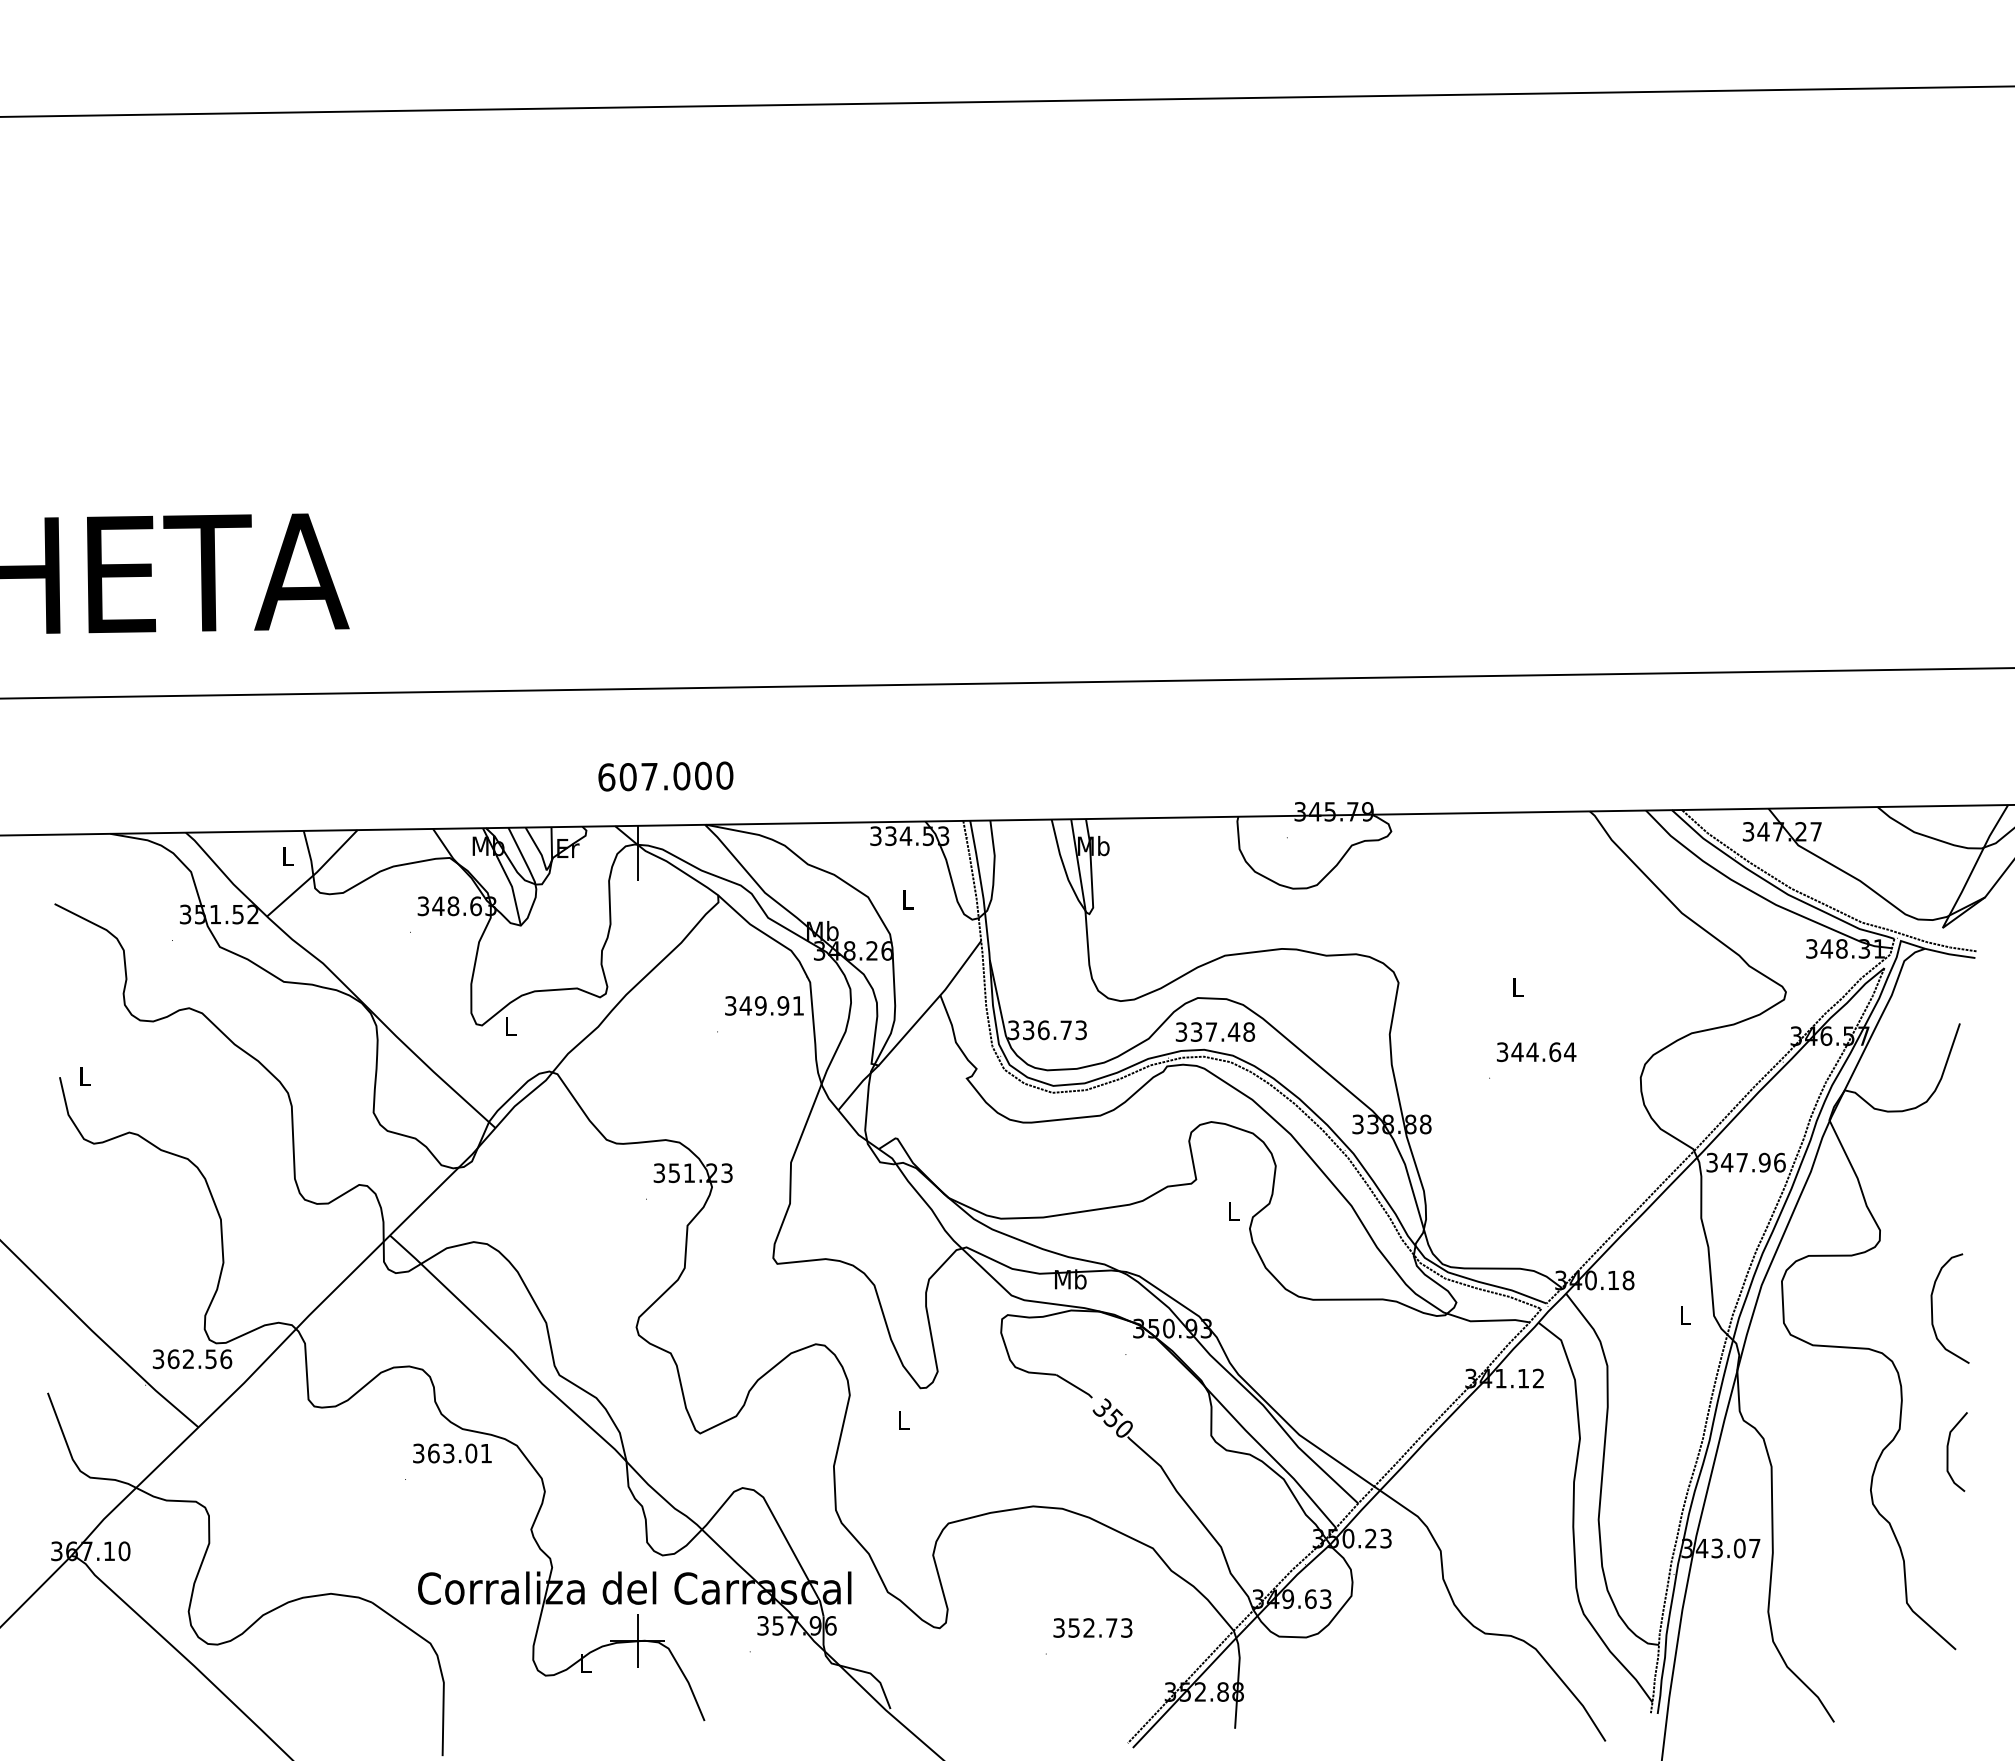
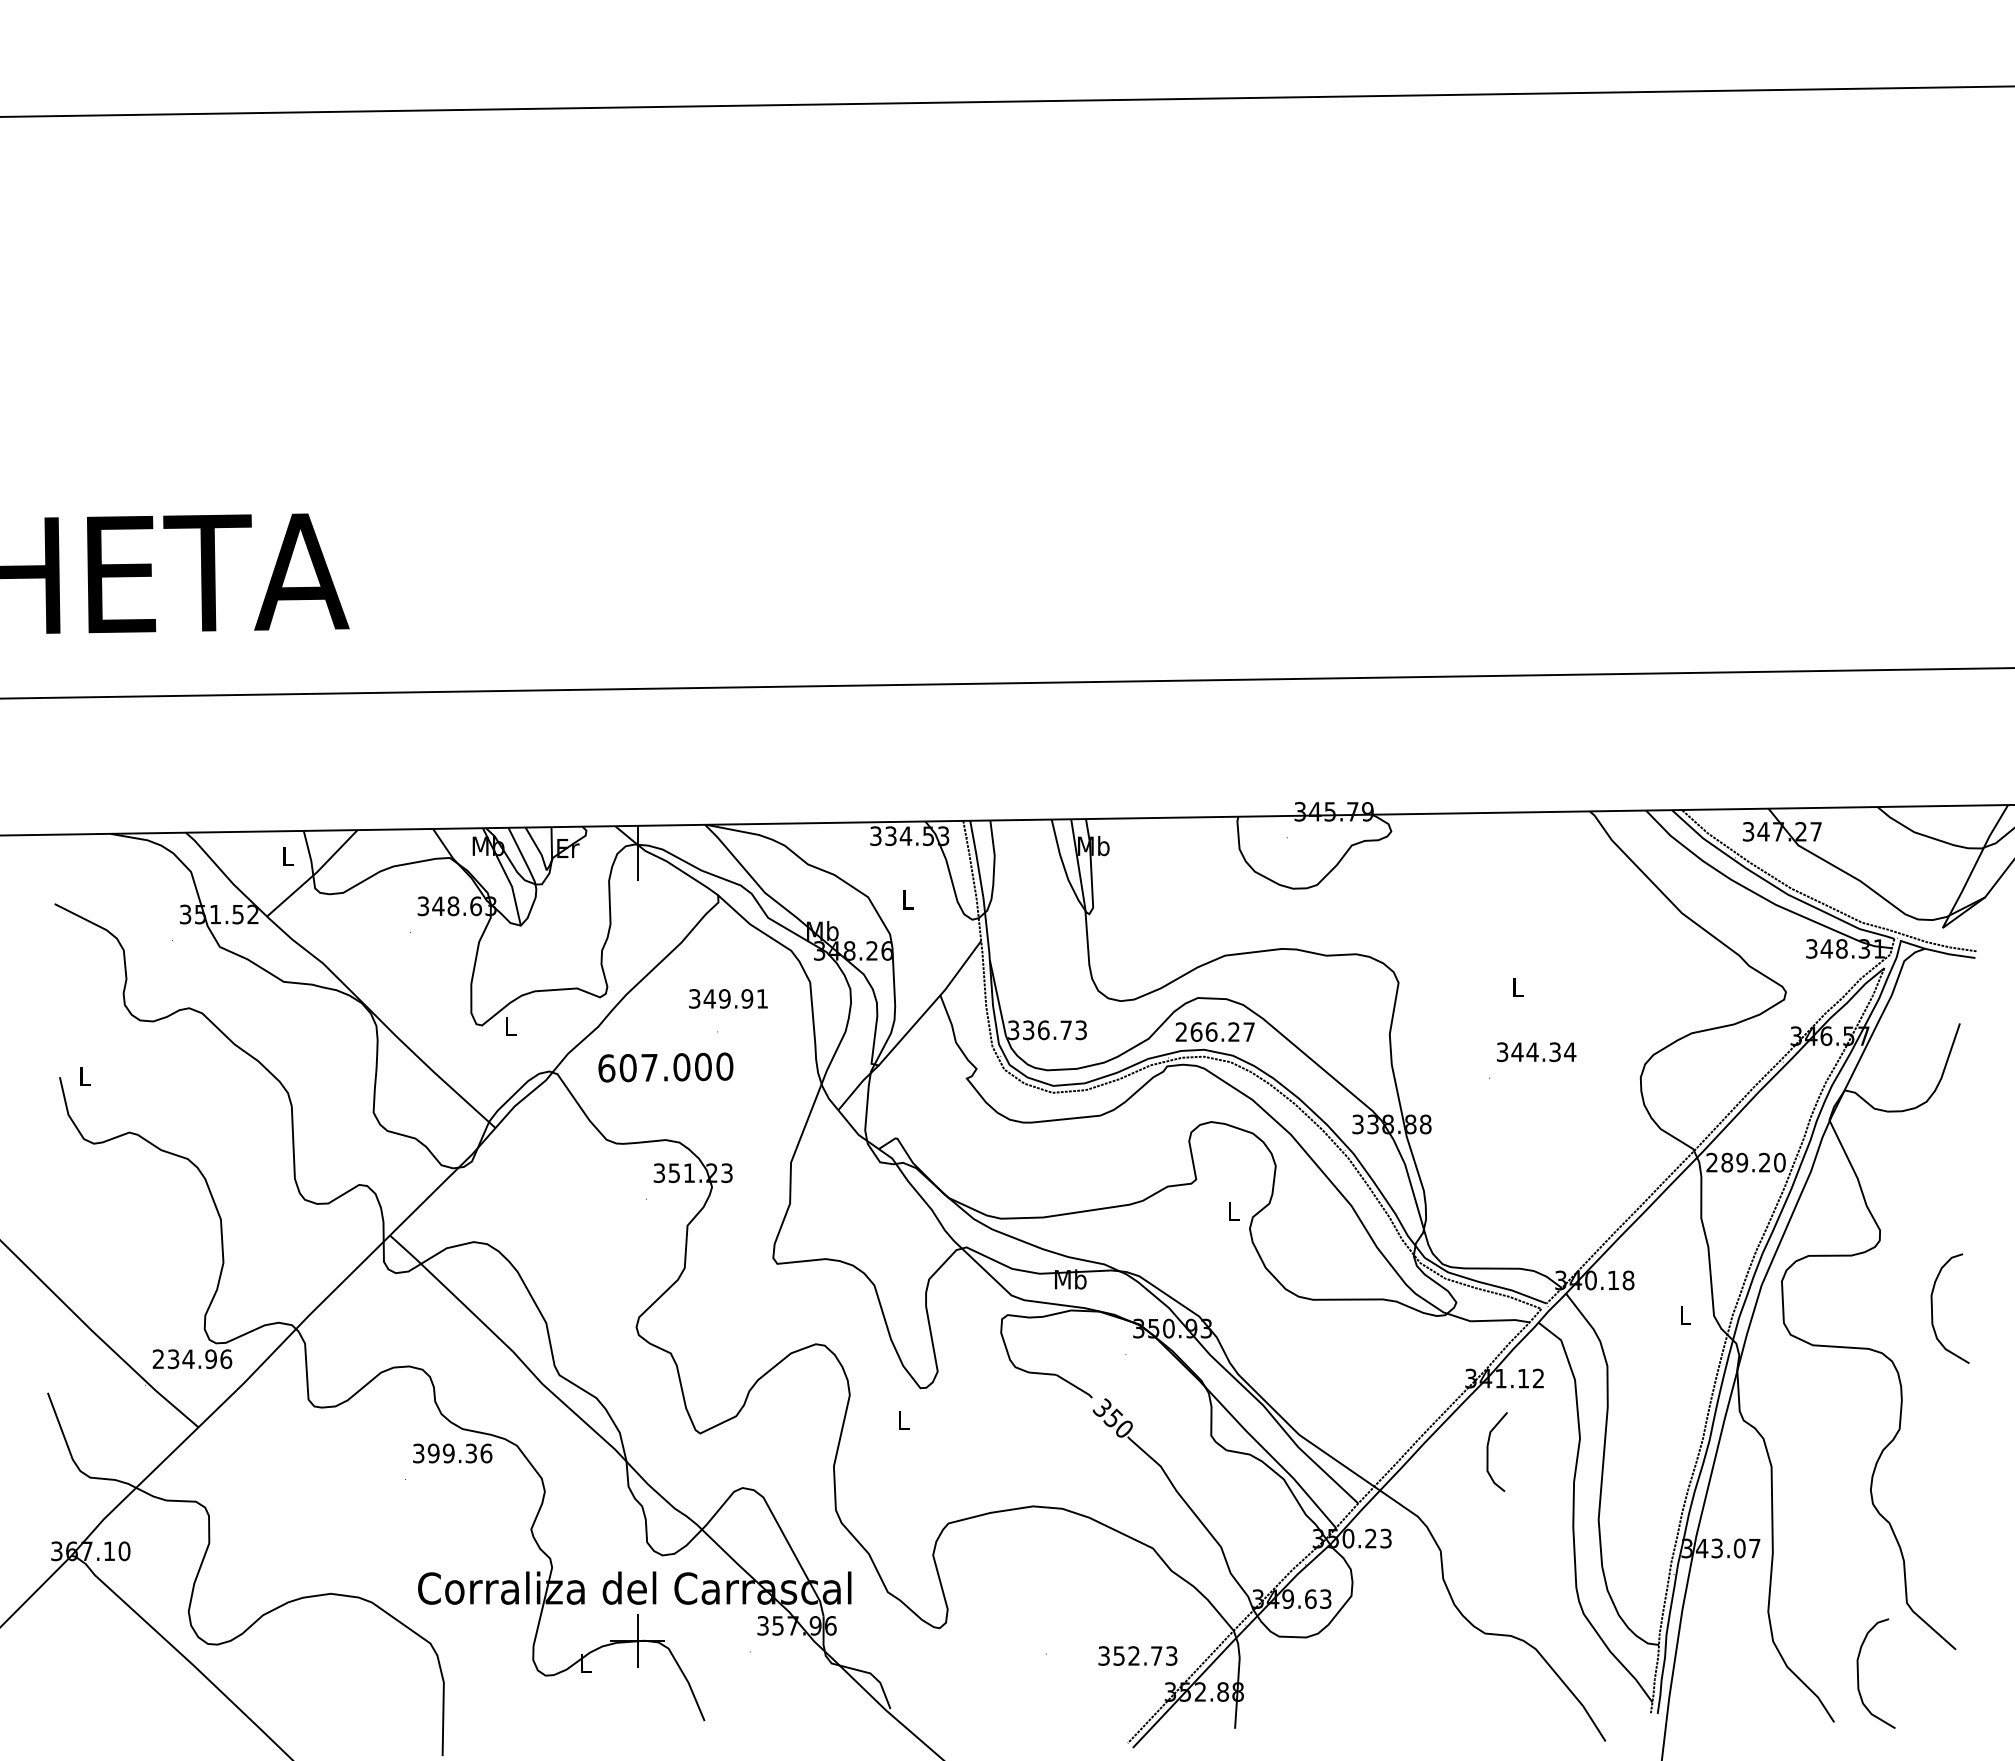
text position: (665, 776) -> (665, 1067) (665, 1067)
text position: (764, 1005) -> (728, 998) (728, 998)
text: 337.48 -> 266.27 (1215, 1031)
text: 344.64 -> 344.34 (1555, 1052)
text: 347.96 -> 289.20 (1745, 1162)
text: 362.56 -> 234.96 (184, 1359)
curve position: (1948, 1451) -> (1488, 1451) (1488, 1451)
text: 363.01 -> 399.36 (459, 1453)
text position: (1092, 1627) -> (1137, 1655) (1137, 1655)
curve: none -> present (1858, 1673)
